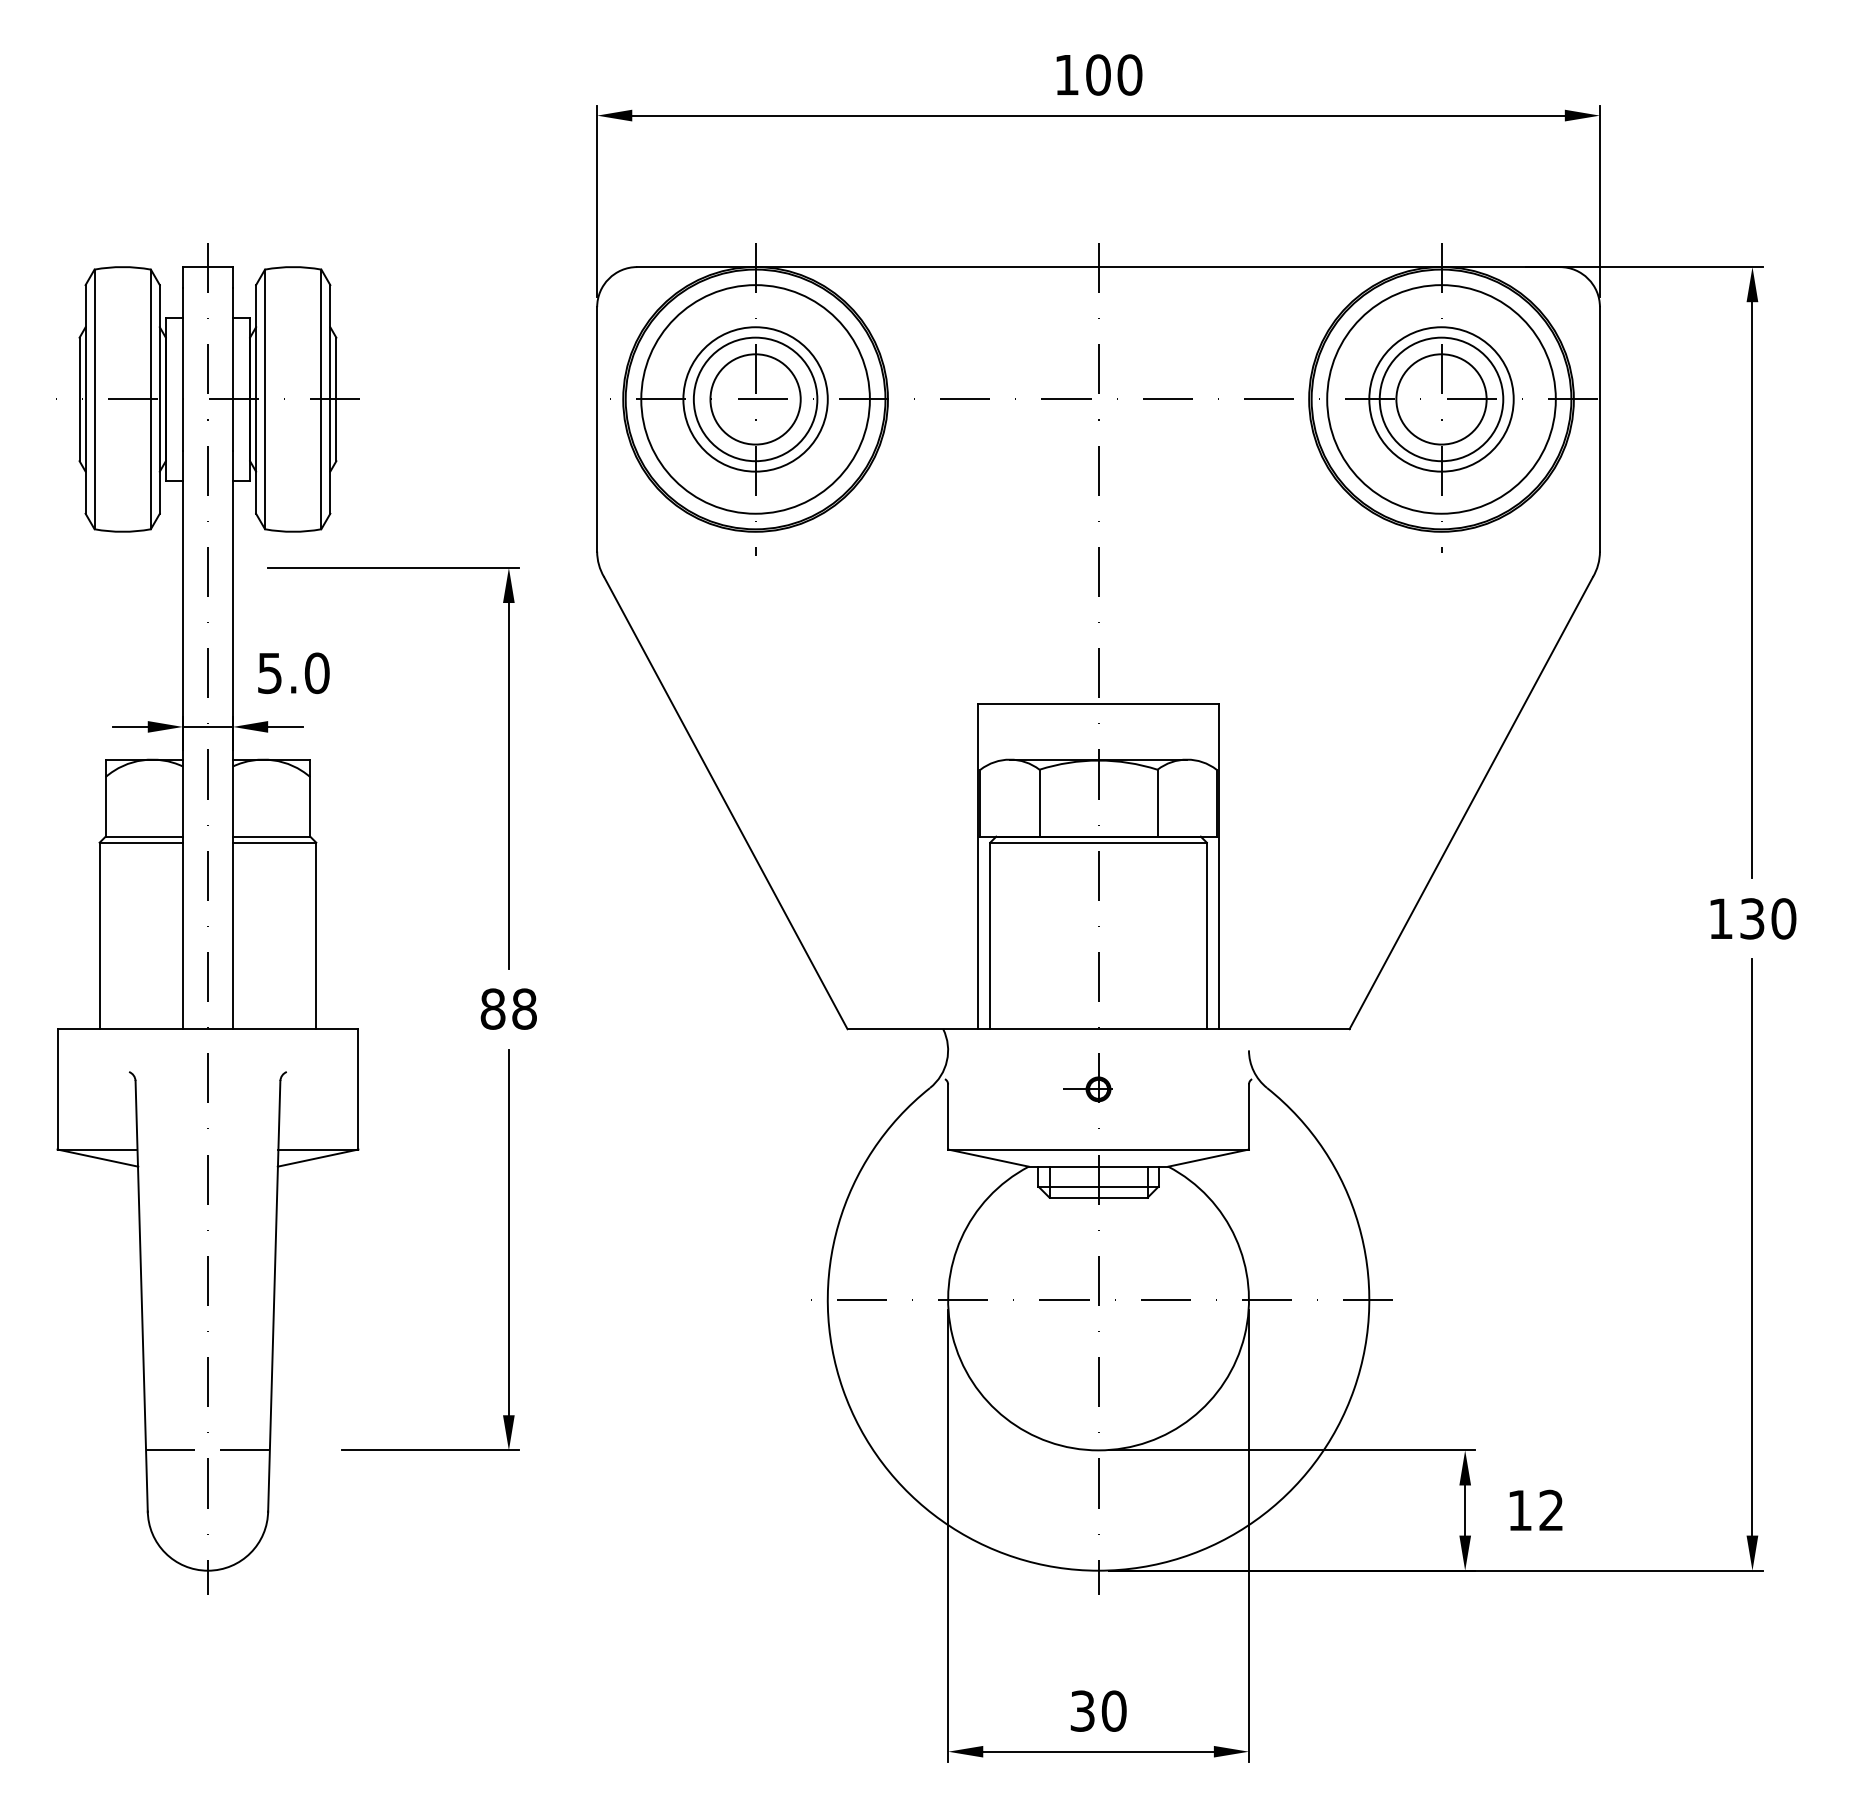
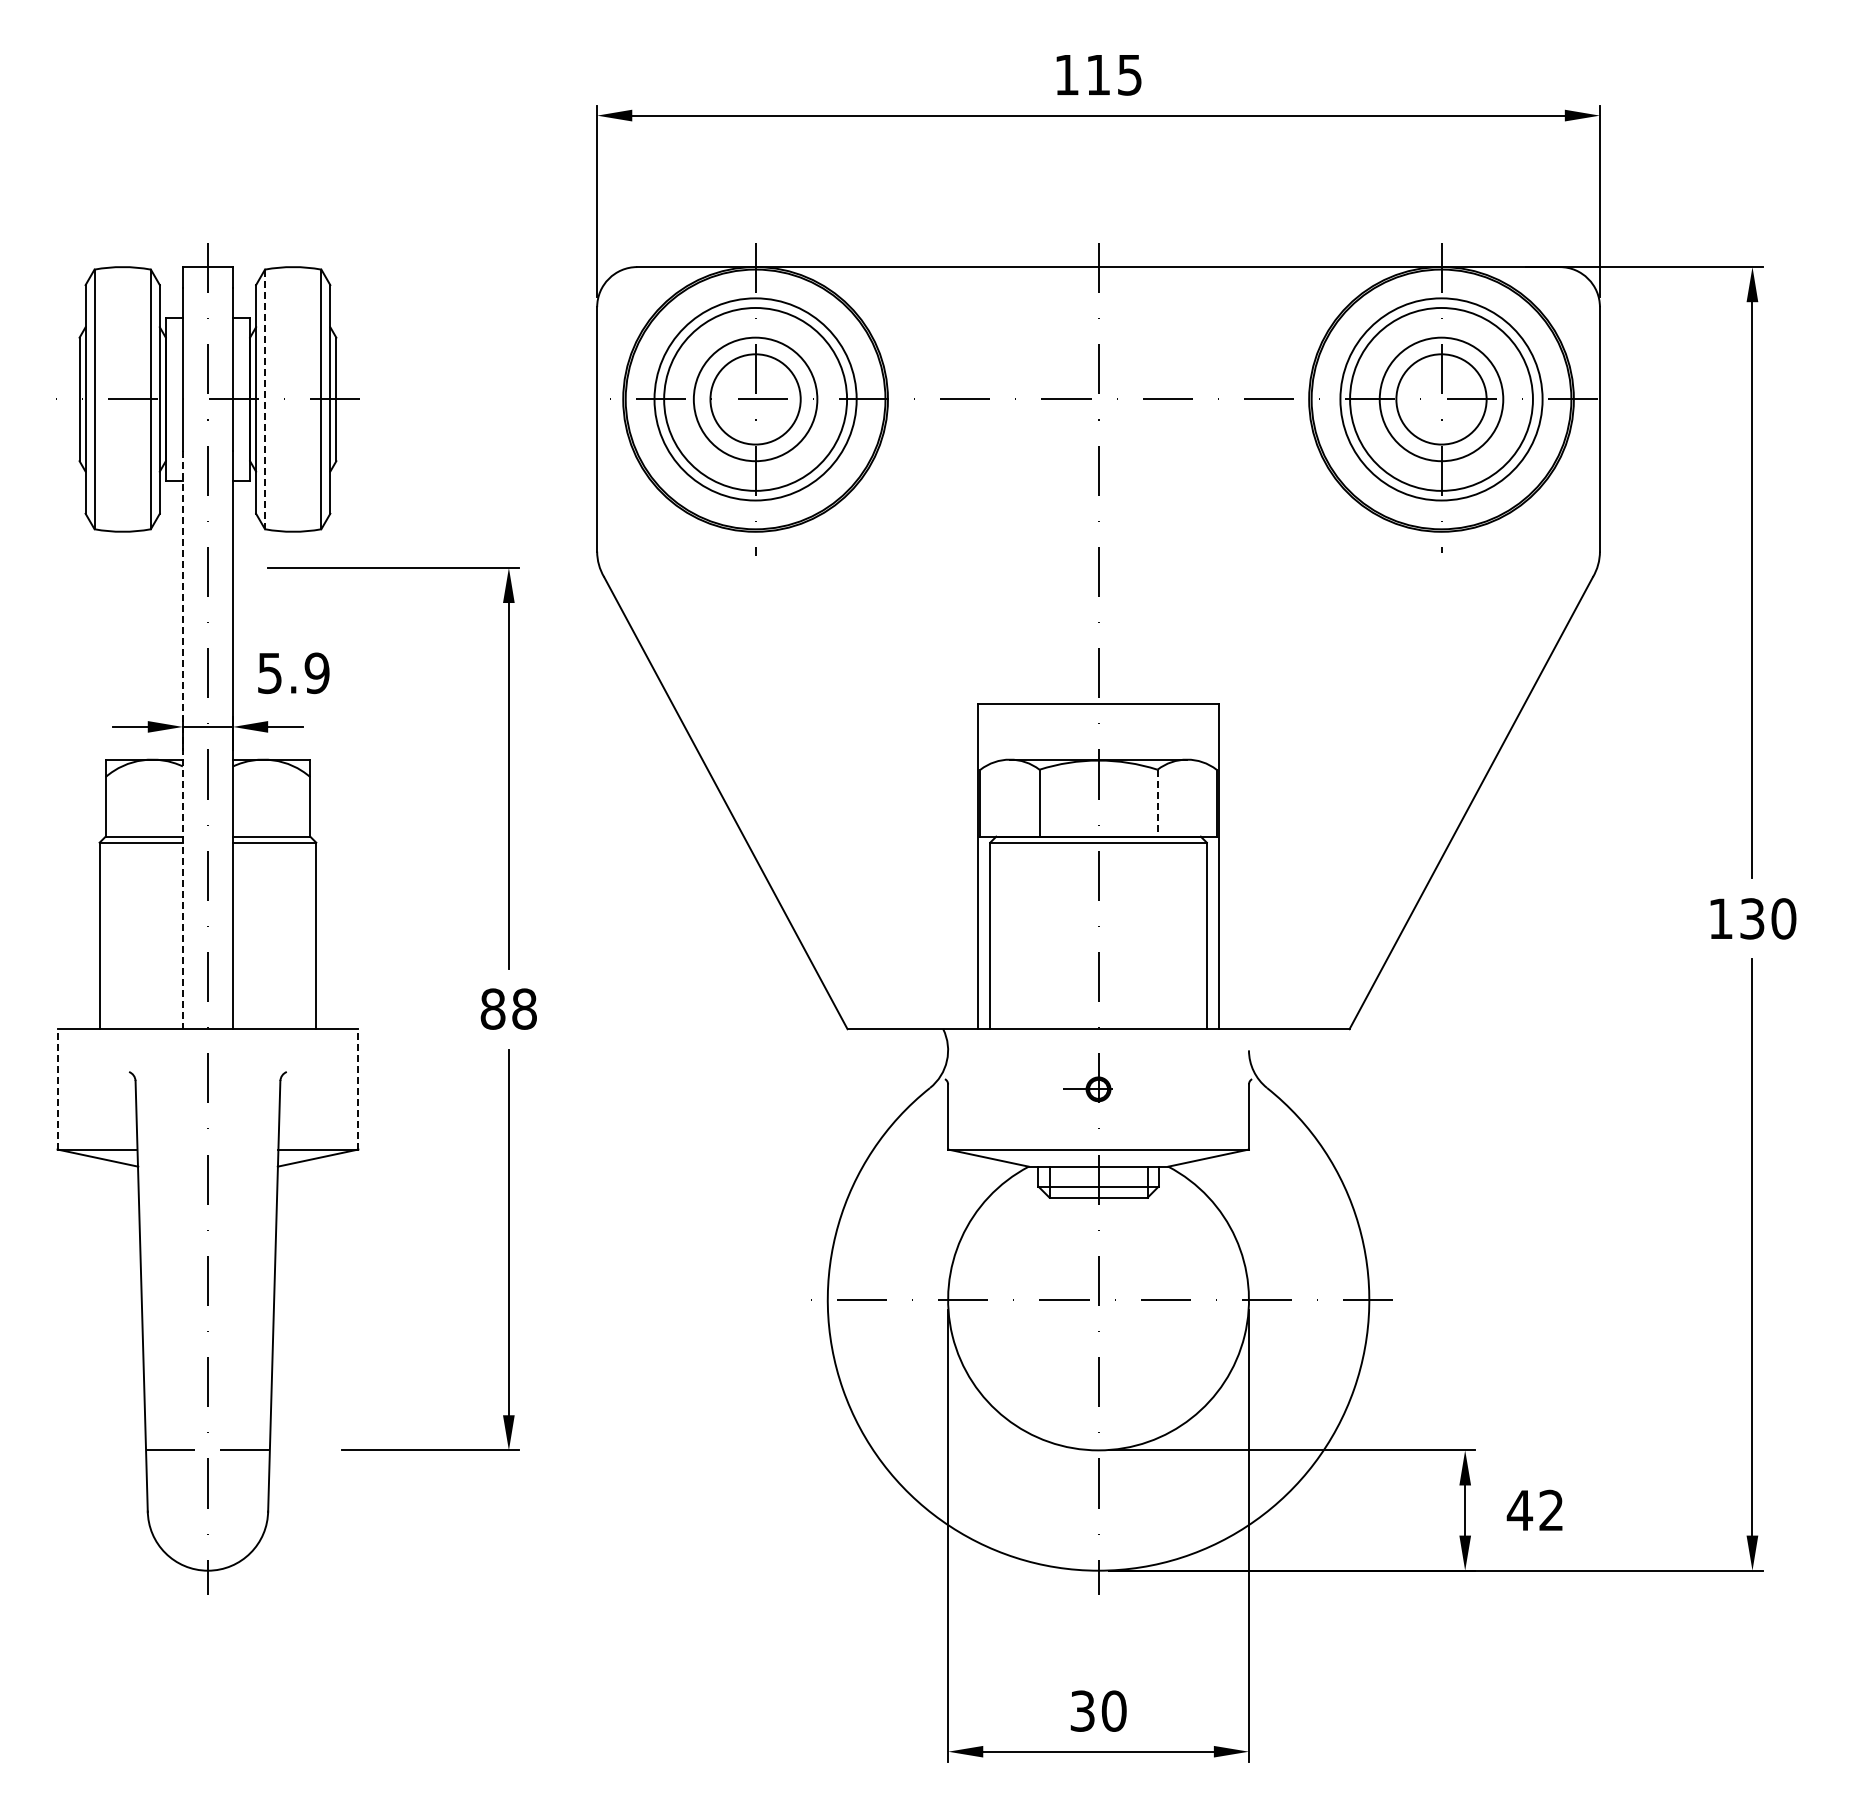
text: 100 -> 115 (1114, 74)
line: solid -> dashed (265, 399)
circle diameter: 144 px -> 202 px (755, 399)
circle diameter: 229 px -> 183 px (755, 398)
circle diameter: 144 px -> 202 px (1441, 399)
circle diameter: 229 px -> 183 px (1441, 398)
text: 5.0 -> 5.9 (316, 673)
line: solid -> dashed (182, 740)
line: solid -> dashed (1157, 803)
line: solid -> dashed (57, 1088)
line: solid -> dashed (358, 1088)
text: 12 -> 42 (1519, 1510)
